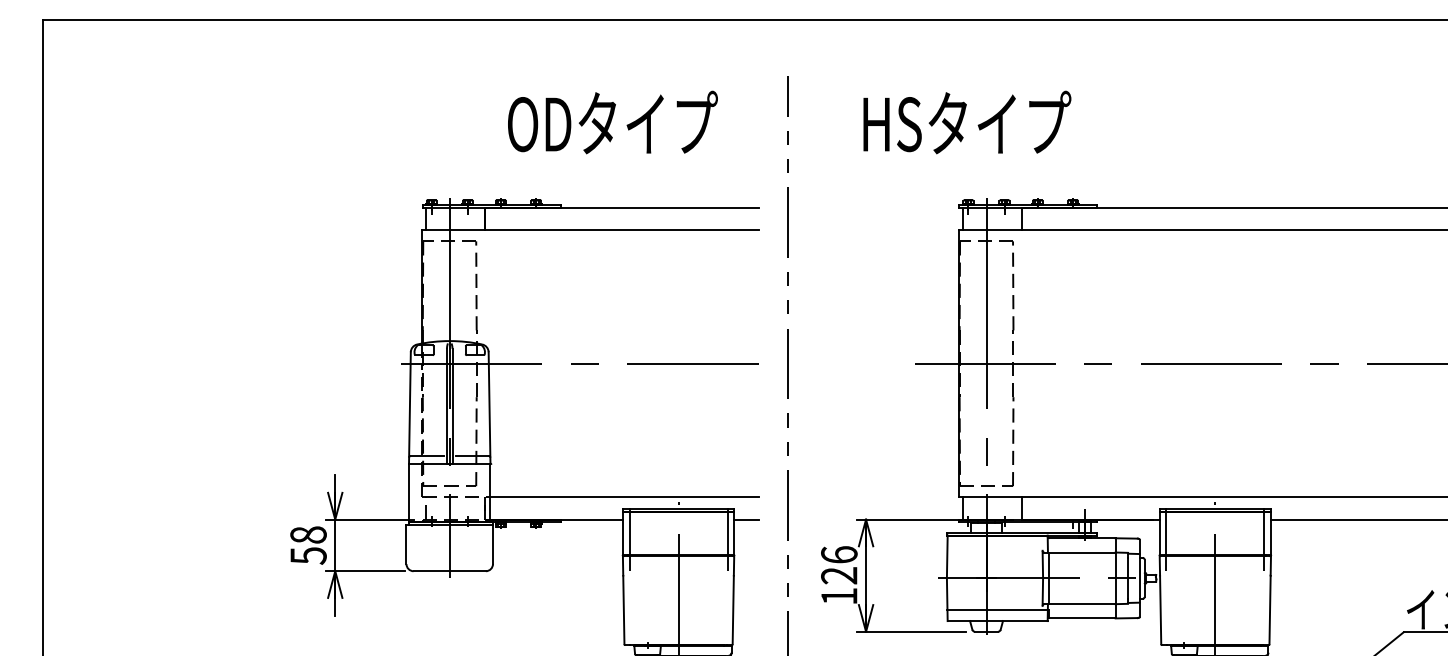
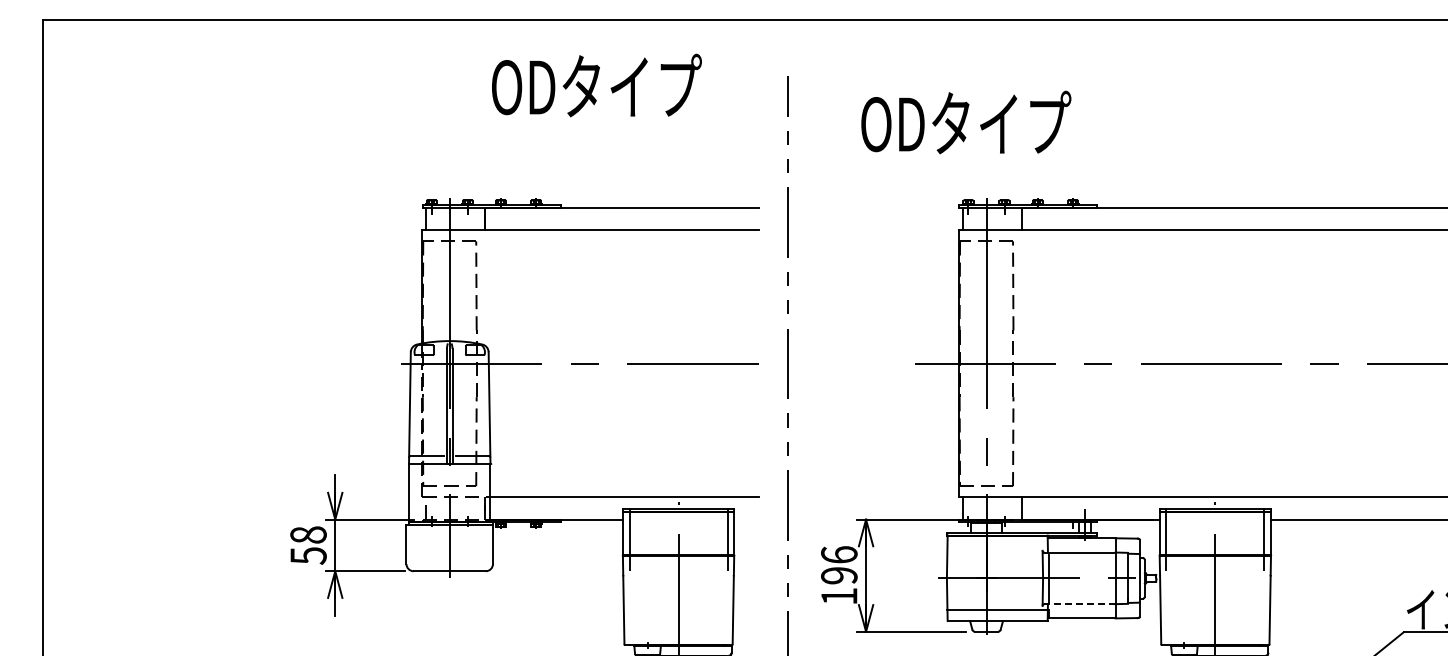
text position: (612, 122) -> (596, 85) (596, 85)
text: HSタイプ -> ODタイプ (962, 122)
line: present -> none (746, 519)
text: 126 -> 196 (839, 575)
line: solid -> dashed (1080, 604)
